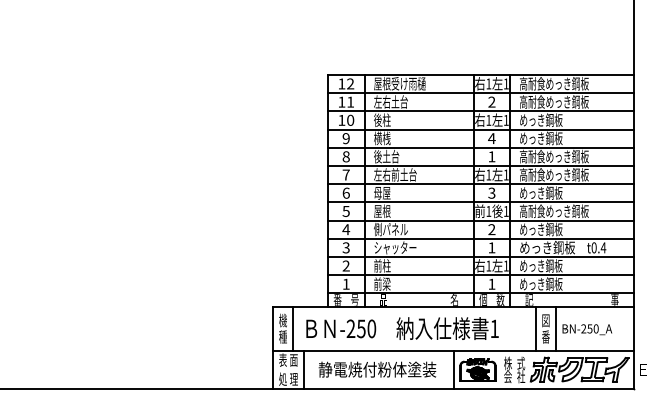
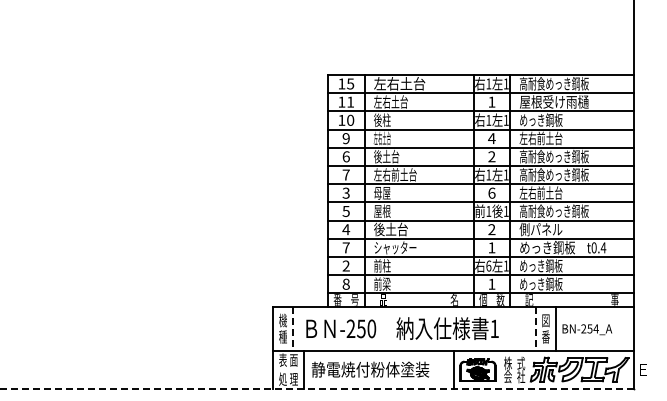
text: 12 -> 15 (350, 83)
text: 屋根受け雨樋 -> 左右土台 (399, 83)
text: 2 -> 1 (491, 101)
text: 高耐食めっき鋼板 -> 屋根受け雨樋 (554, 101)
text: 横桟 -> 左右土台 (381, 138)
text: めっき鋼板 -> 左右前土台 (540, 138)
text: 8 -> 6 (345, 156)
text: 1 -> 2 (491, 156)
text: 6 -> 3 (345, 192)
text: 3 -> 6 (491, 192)
text: めっき鋼板 -> 左右前土台 (540, 192)
text: 側パネル -> 後土台 (390, 229)
text: めっき鋼板 -> 側パネル (540, 229)
text: 3 -> 7 (345, 247)
text: 1 -> 6 (488, 265)
text: 1 -> 8 (345, 283)
line: solid -> dashed (292, 328)
line: solid -> dashed (536, 328)
text: BN-250_A -> BN-254_A (595, 328)
text position: (377, 369) -> (370, 369) (370, 369)
line: solid -> dashed (317, 389)
